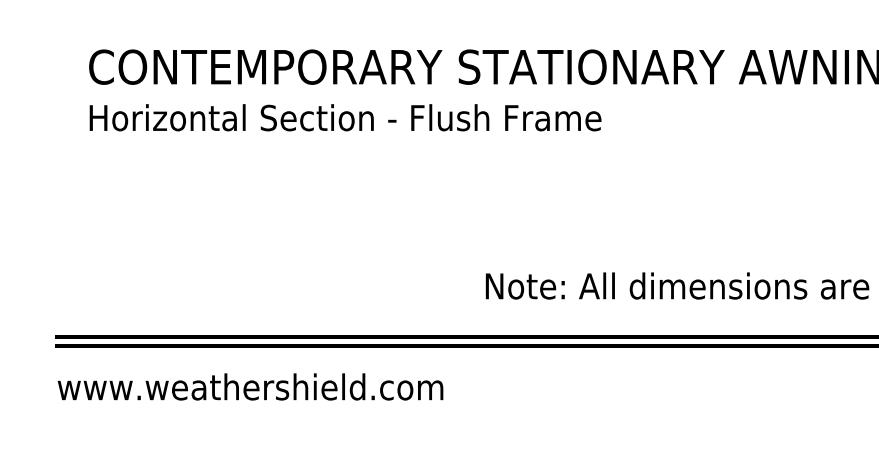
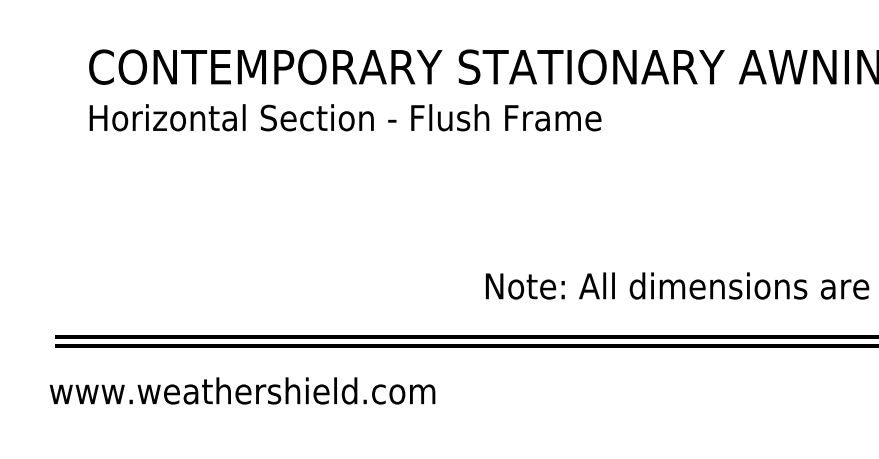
text position: (250, 386) -> (242, 390) (242, 390)
